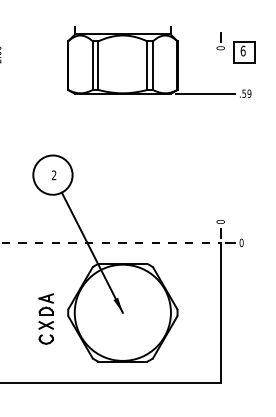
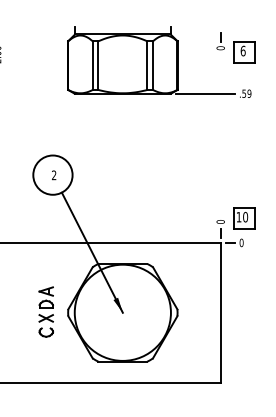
part: none -> present (244, 218)
line: dashed -> solid (110, 242)
part position: (45, 318) -> (45, 311) (45, 311)
